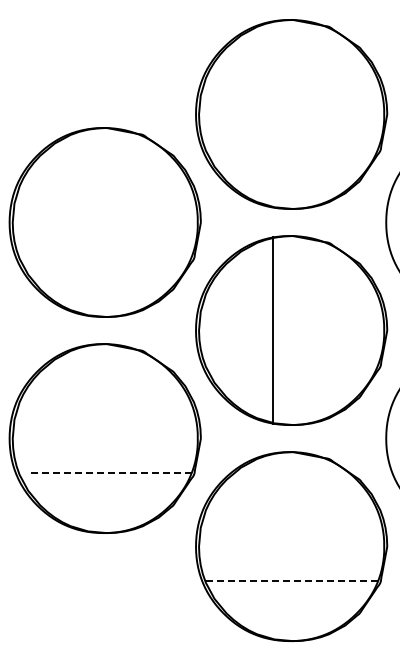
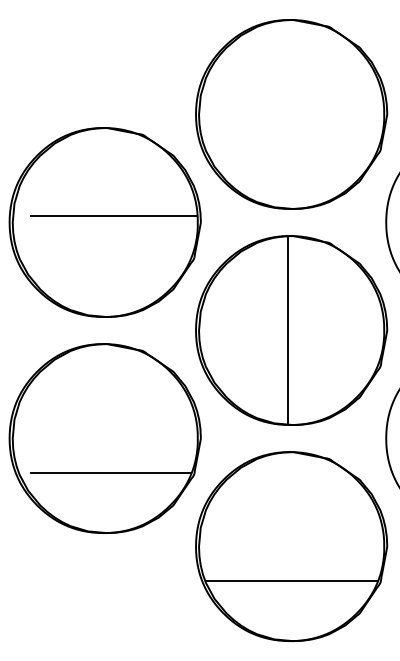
line: none -> present (113, 216)
line position: (272, 330) -> (287, 330) (287, 330)
line: dashed -> solid (111, 473)
line: dashed -> solid (291, 581)
